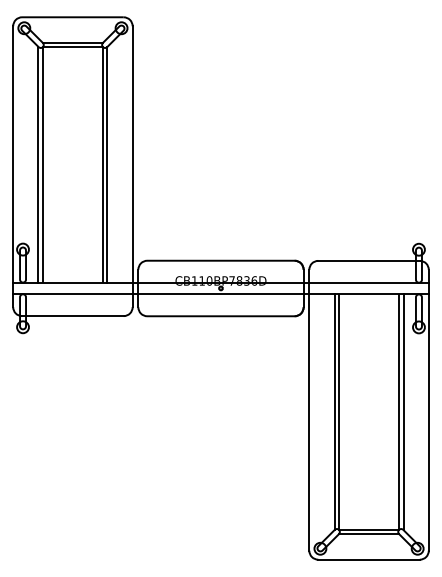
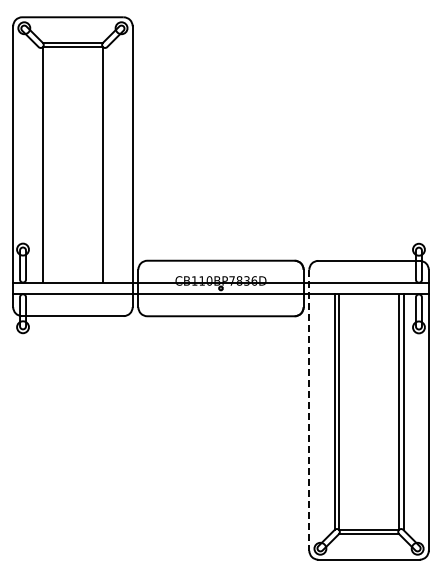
line: present -> none (38, 164)
line: present -> none (107, 164)
line: solid -> dashed (309, 410)
